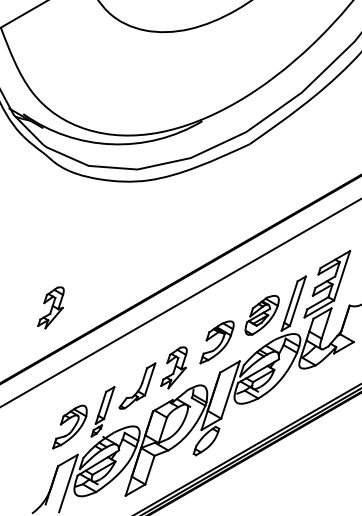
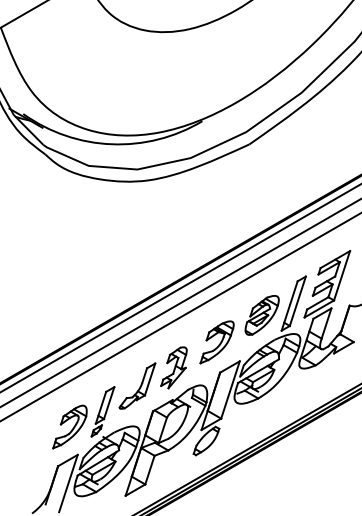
line: none -> present (180, 288)
part: present -> none (50, 307)
line: none -> present (180, 317)
